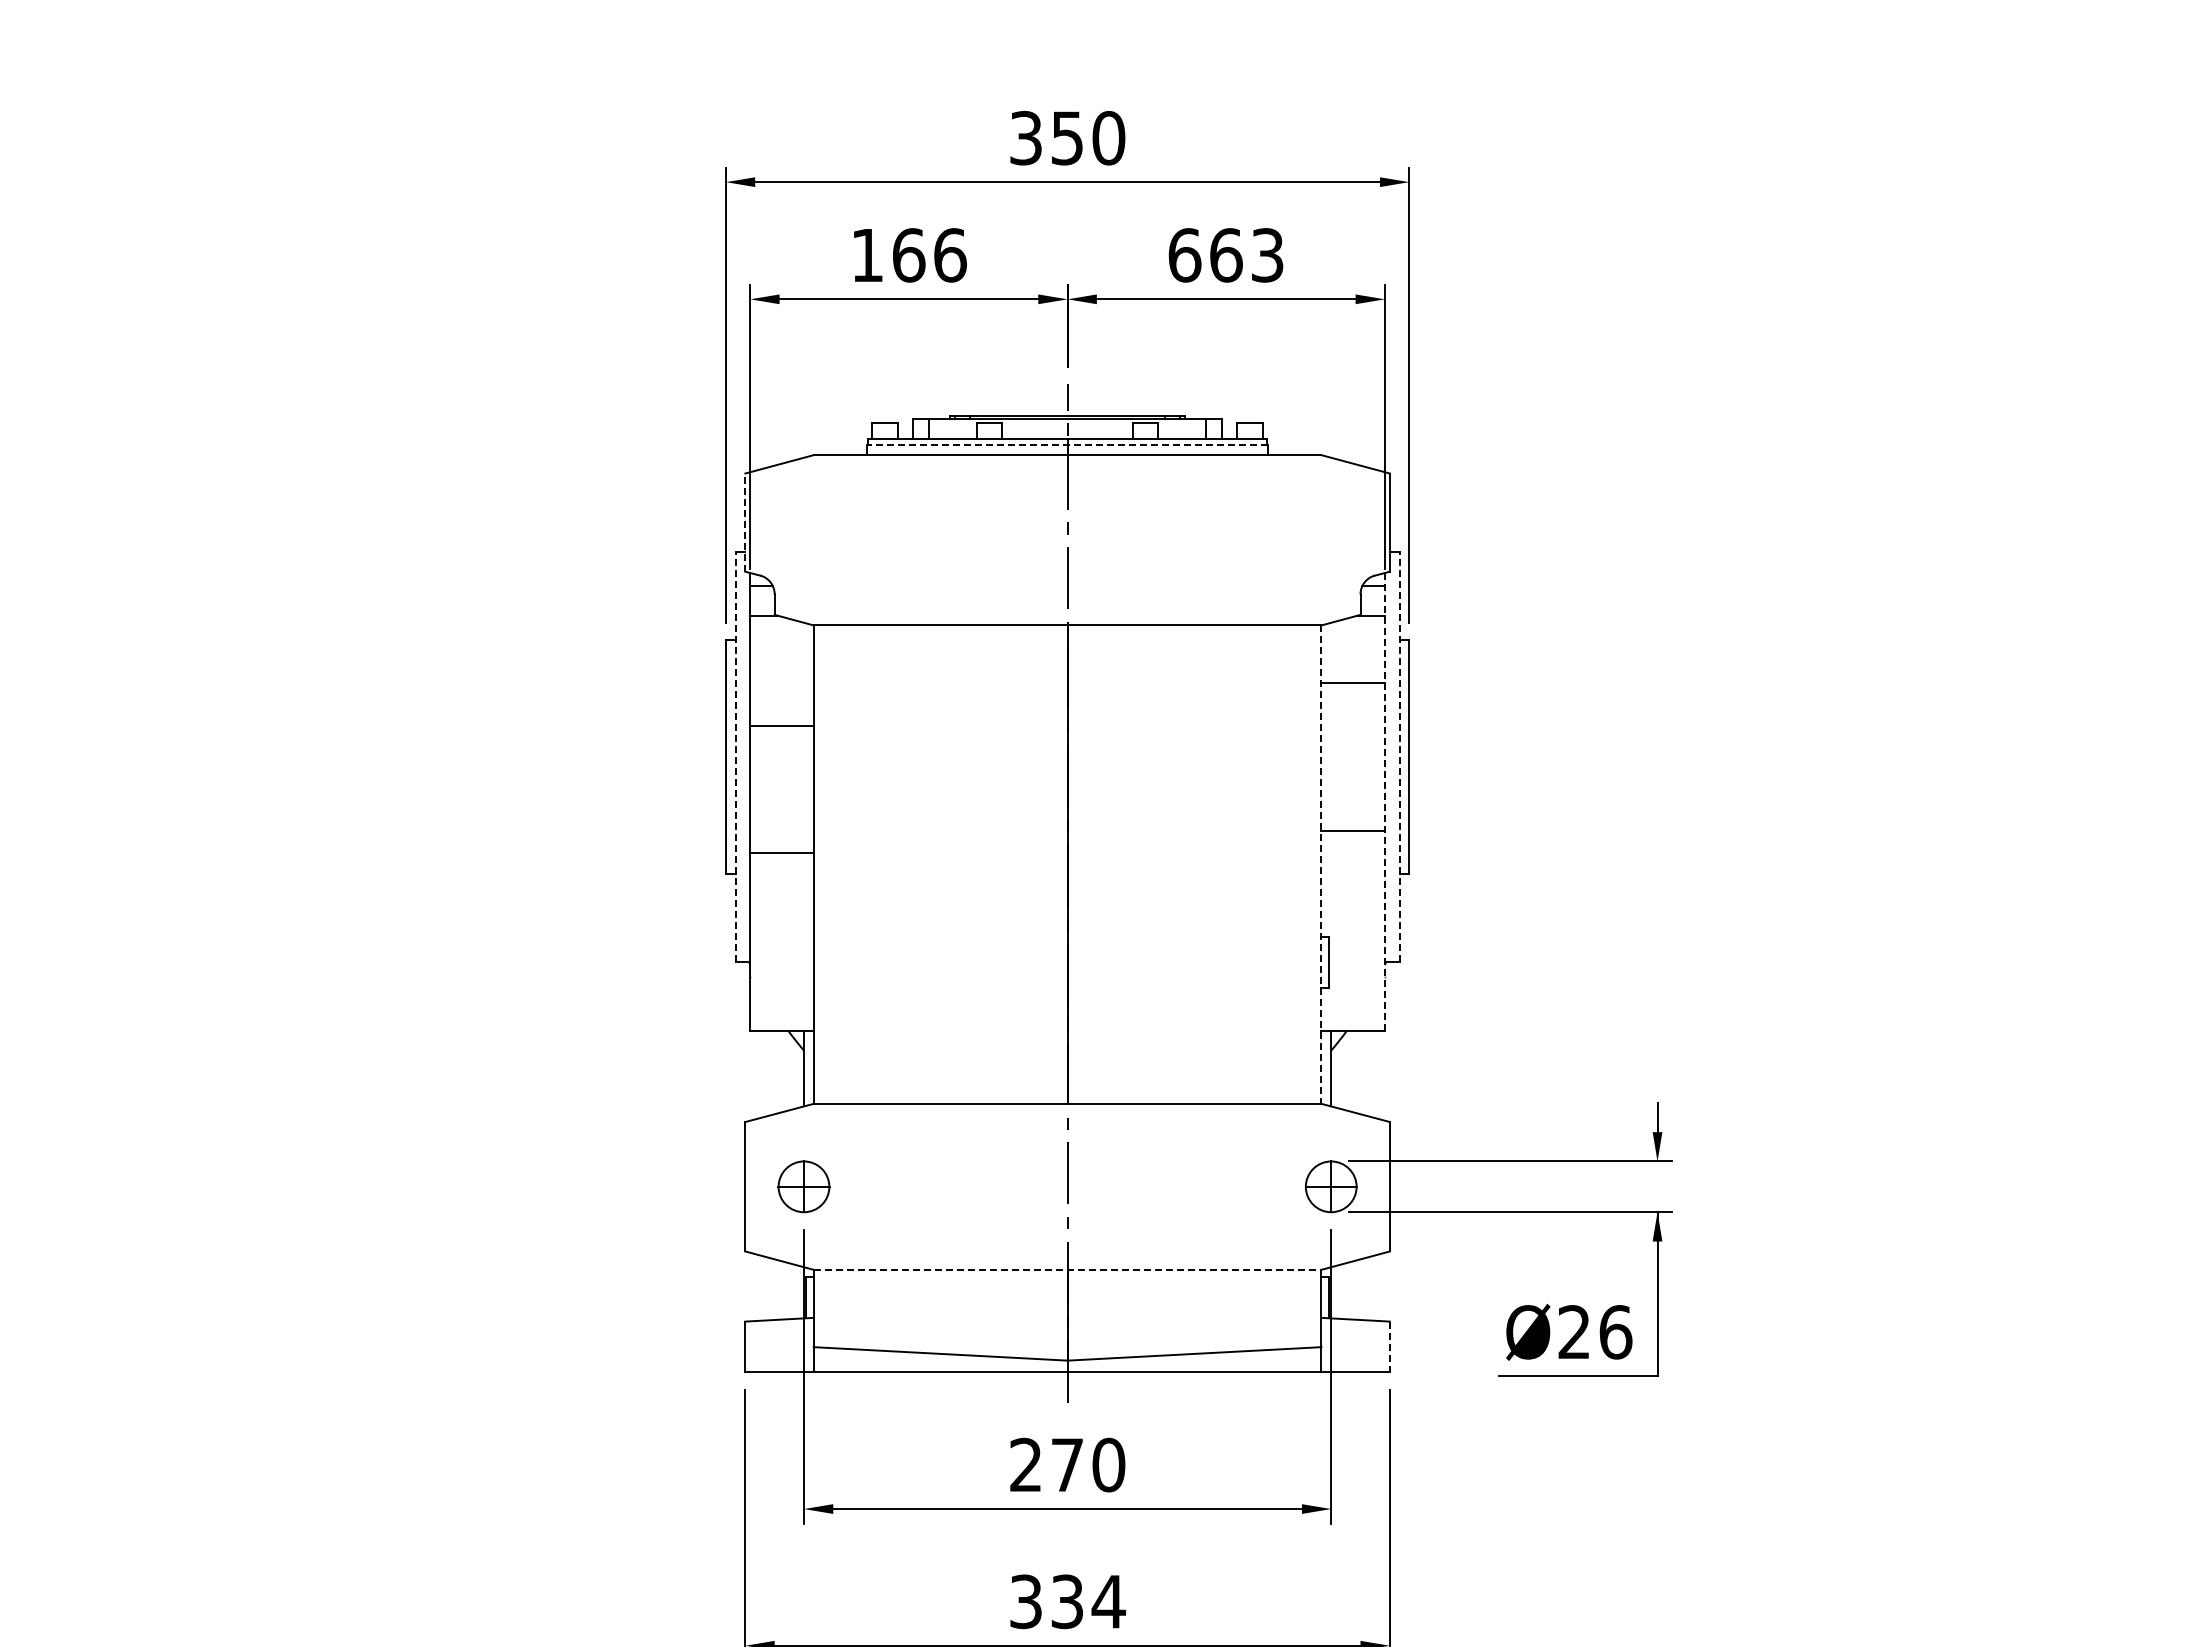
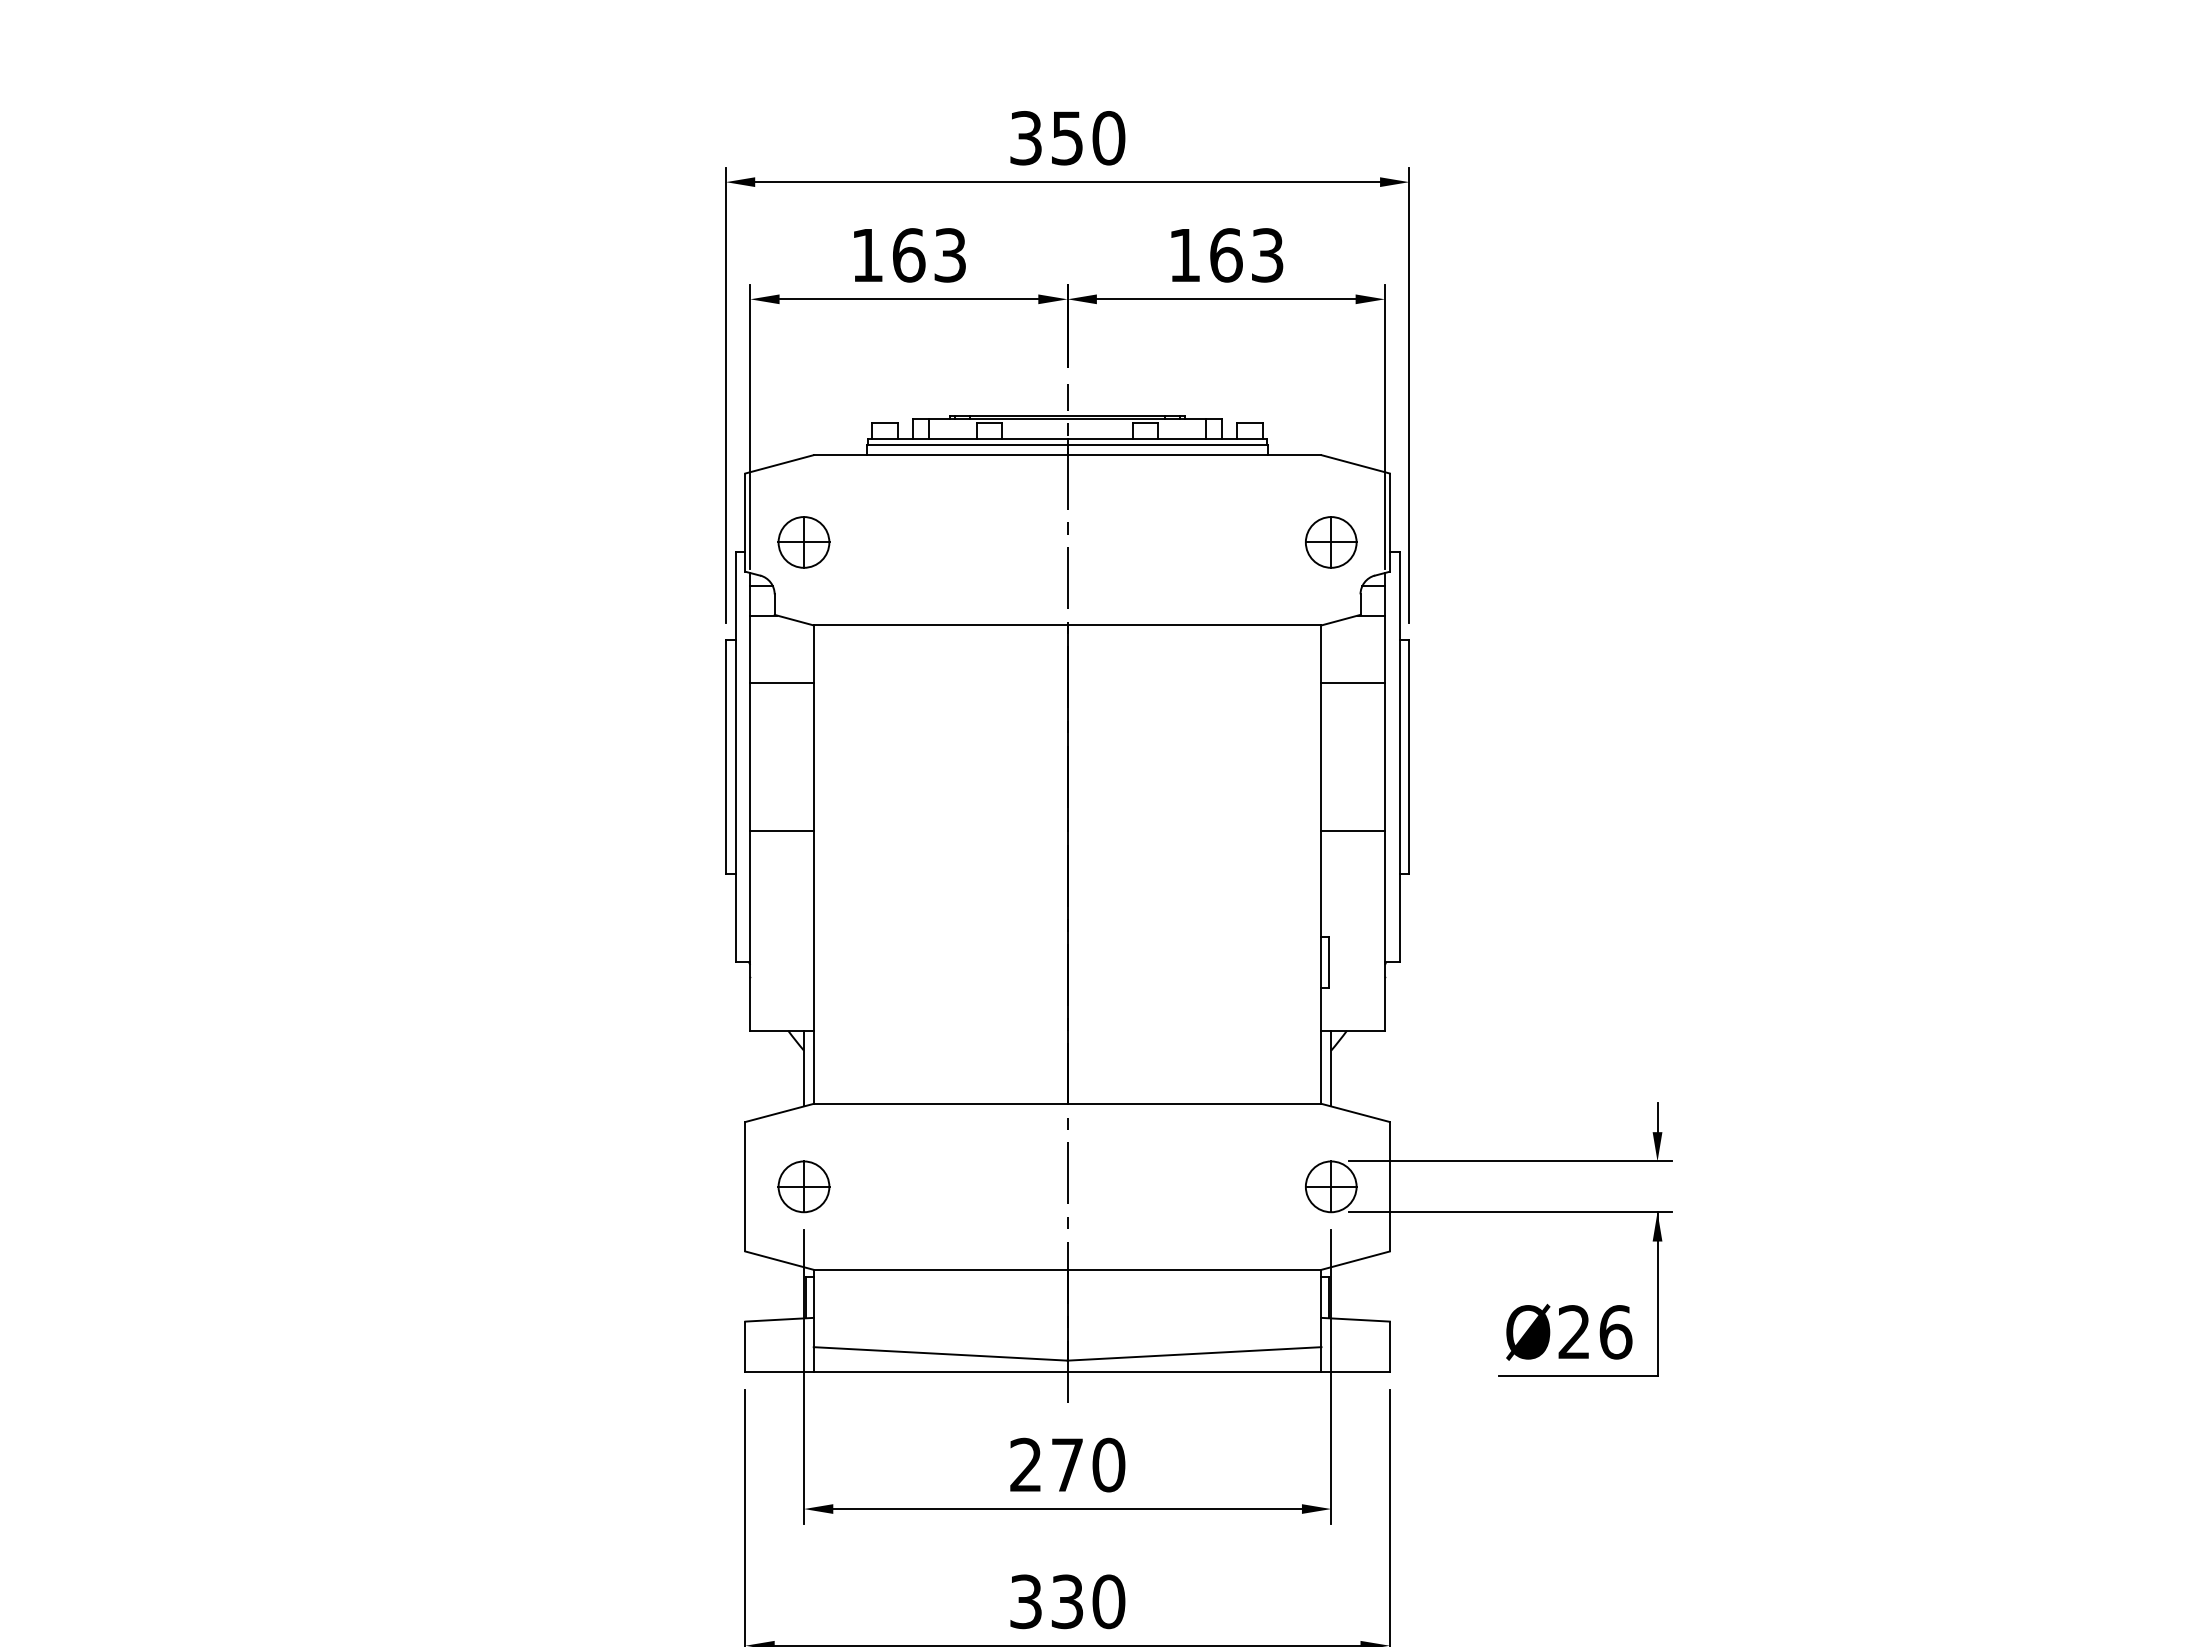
text: 166 -> 163 (950, 255)
text: 663 -> 163 (1184, 255)
line: dashed -> solid (1067, 444)
line: dashed -> solid (745, 522)
part: none -> present (803, 542)
part: none -> present (1331, 542)
line position: (781, 726) -> (781, 683) (781, 683)
line: dashed -> solid (735, 756)
line: dashed -> solid (1399, 756)
line: dashed -> solid (1384, 801)
line position: (781, 852) -> (781, 830) (781, 830)
line: dashed -> solid (1321, 865)
line: dashed -> solid (1067, 1269)
line: dashed -> solid (1389, 1347)
text: 334 -> 330 (1108, 1601)
